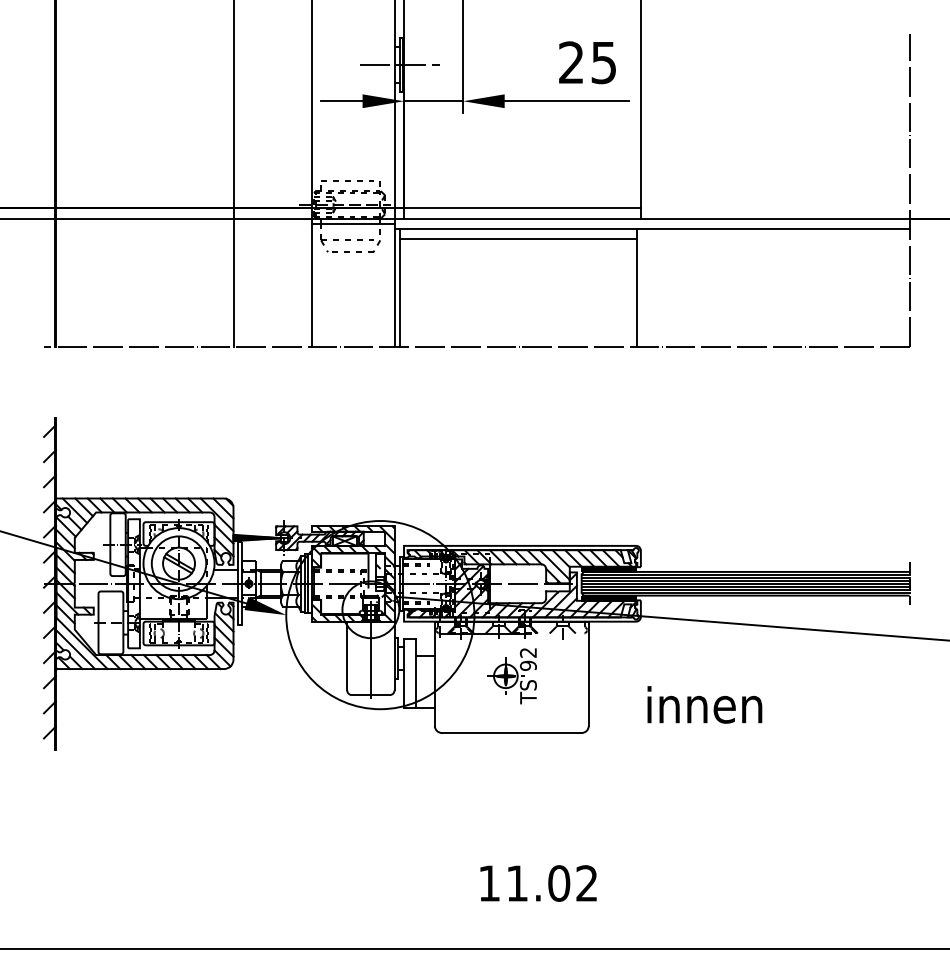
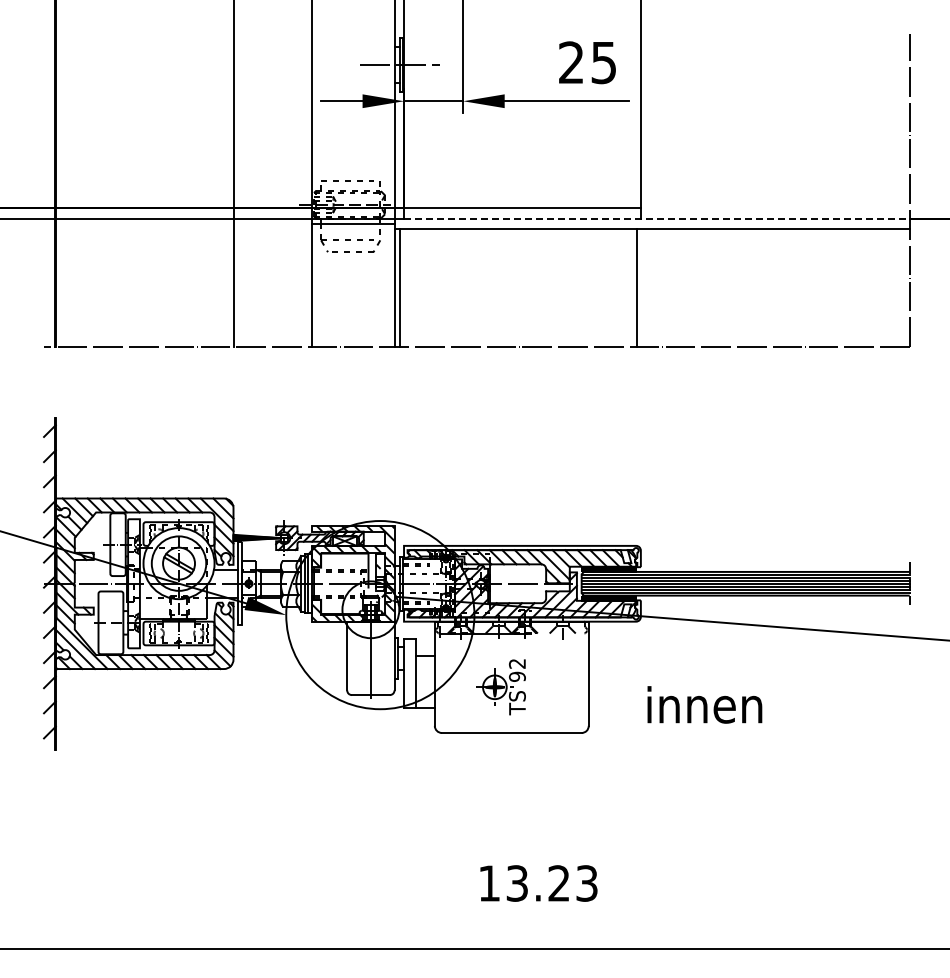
line: solid -> dashed (656, 219)
line: present -> none (518, 239)
part position: (511, 676) -> (500, 687) (500, 687)
text: 11.02 -> 13.23 (551, 883)
